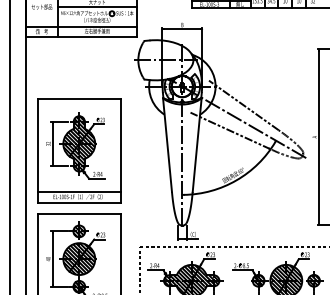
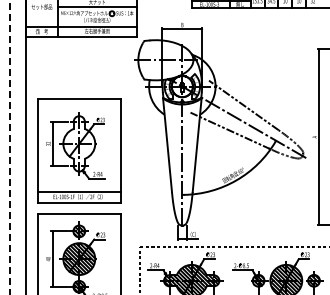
hatch: present -> none (79, 143)
line: solid -> dashed (10, 147)
